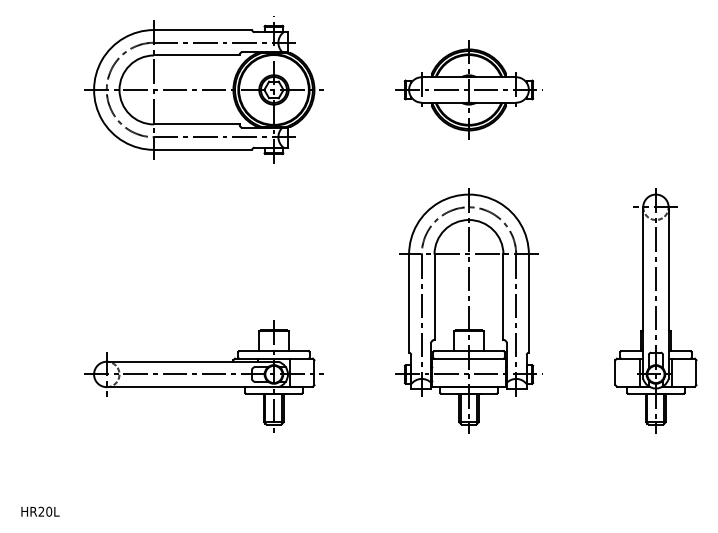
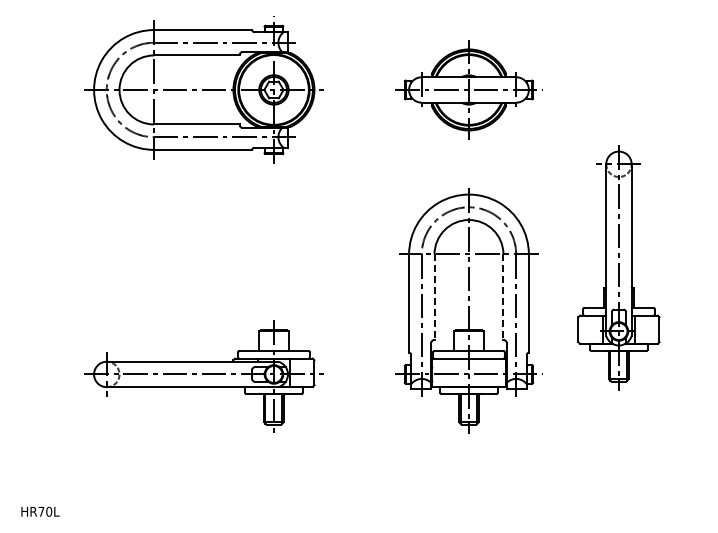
line: solid -> dashed (434, 297)
line: solid -> dashed (503, 297)
part position: (655, 310) -> (618, 267) (618, 267)
text: HR20L -> HR70L (41, 511)
